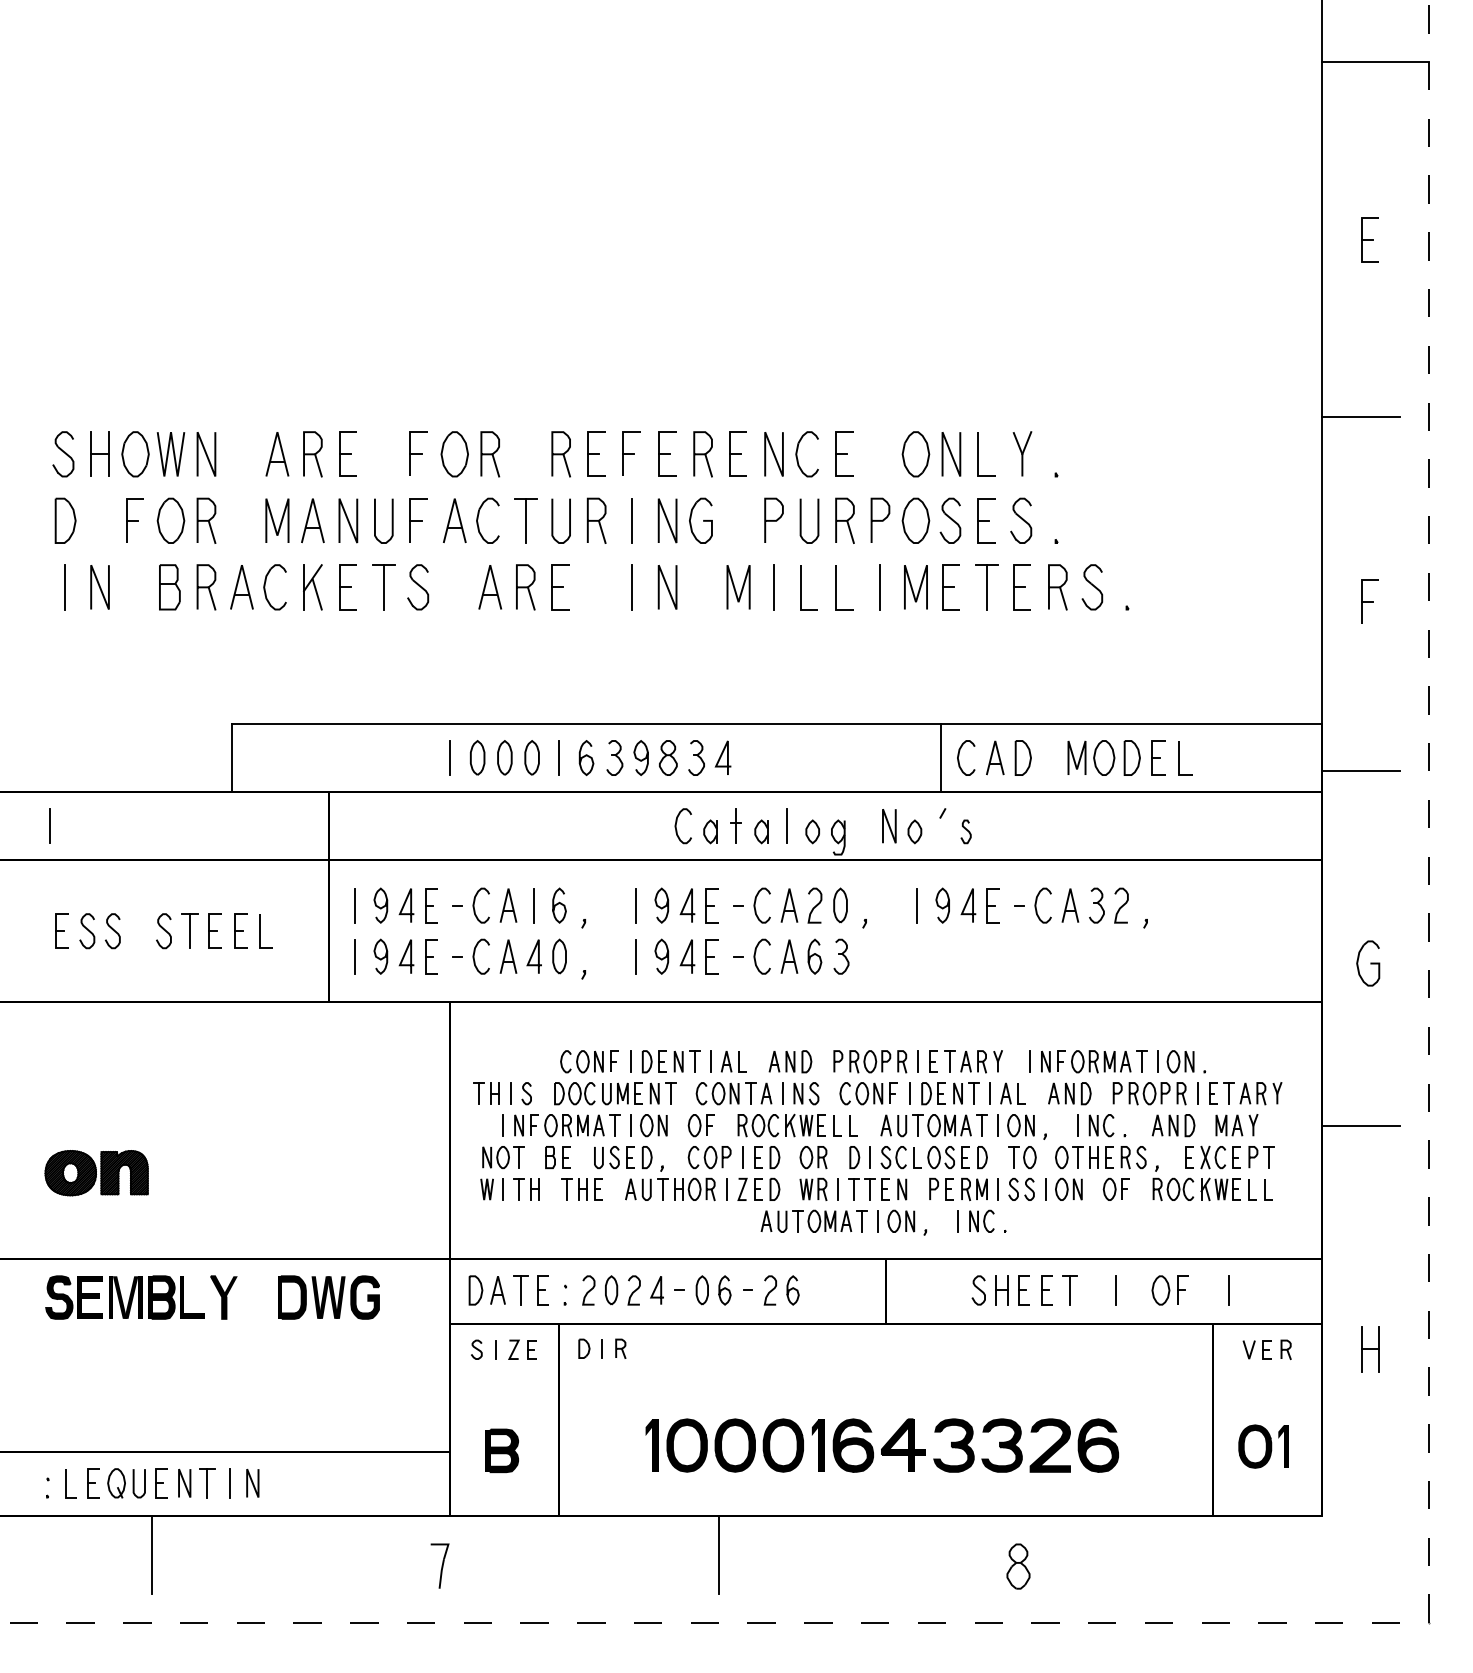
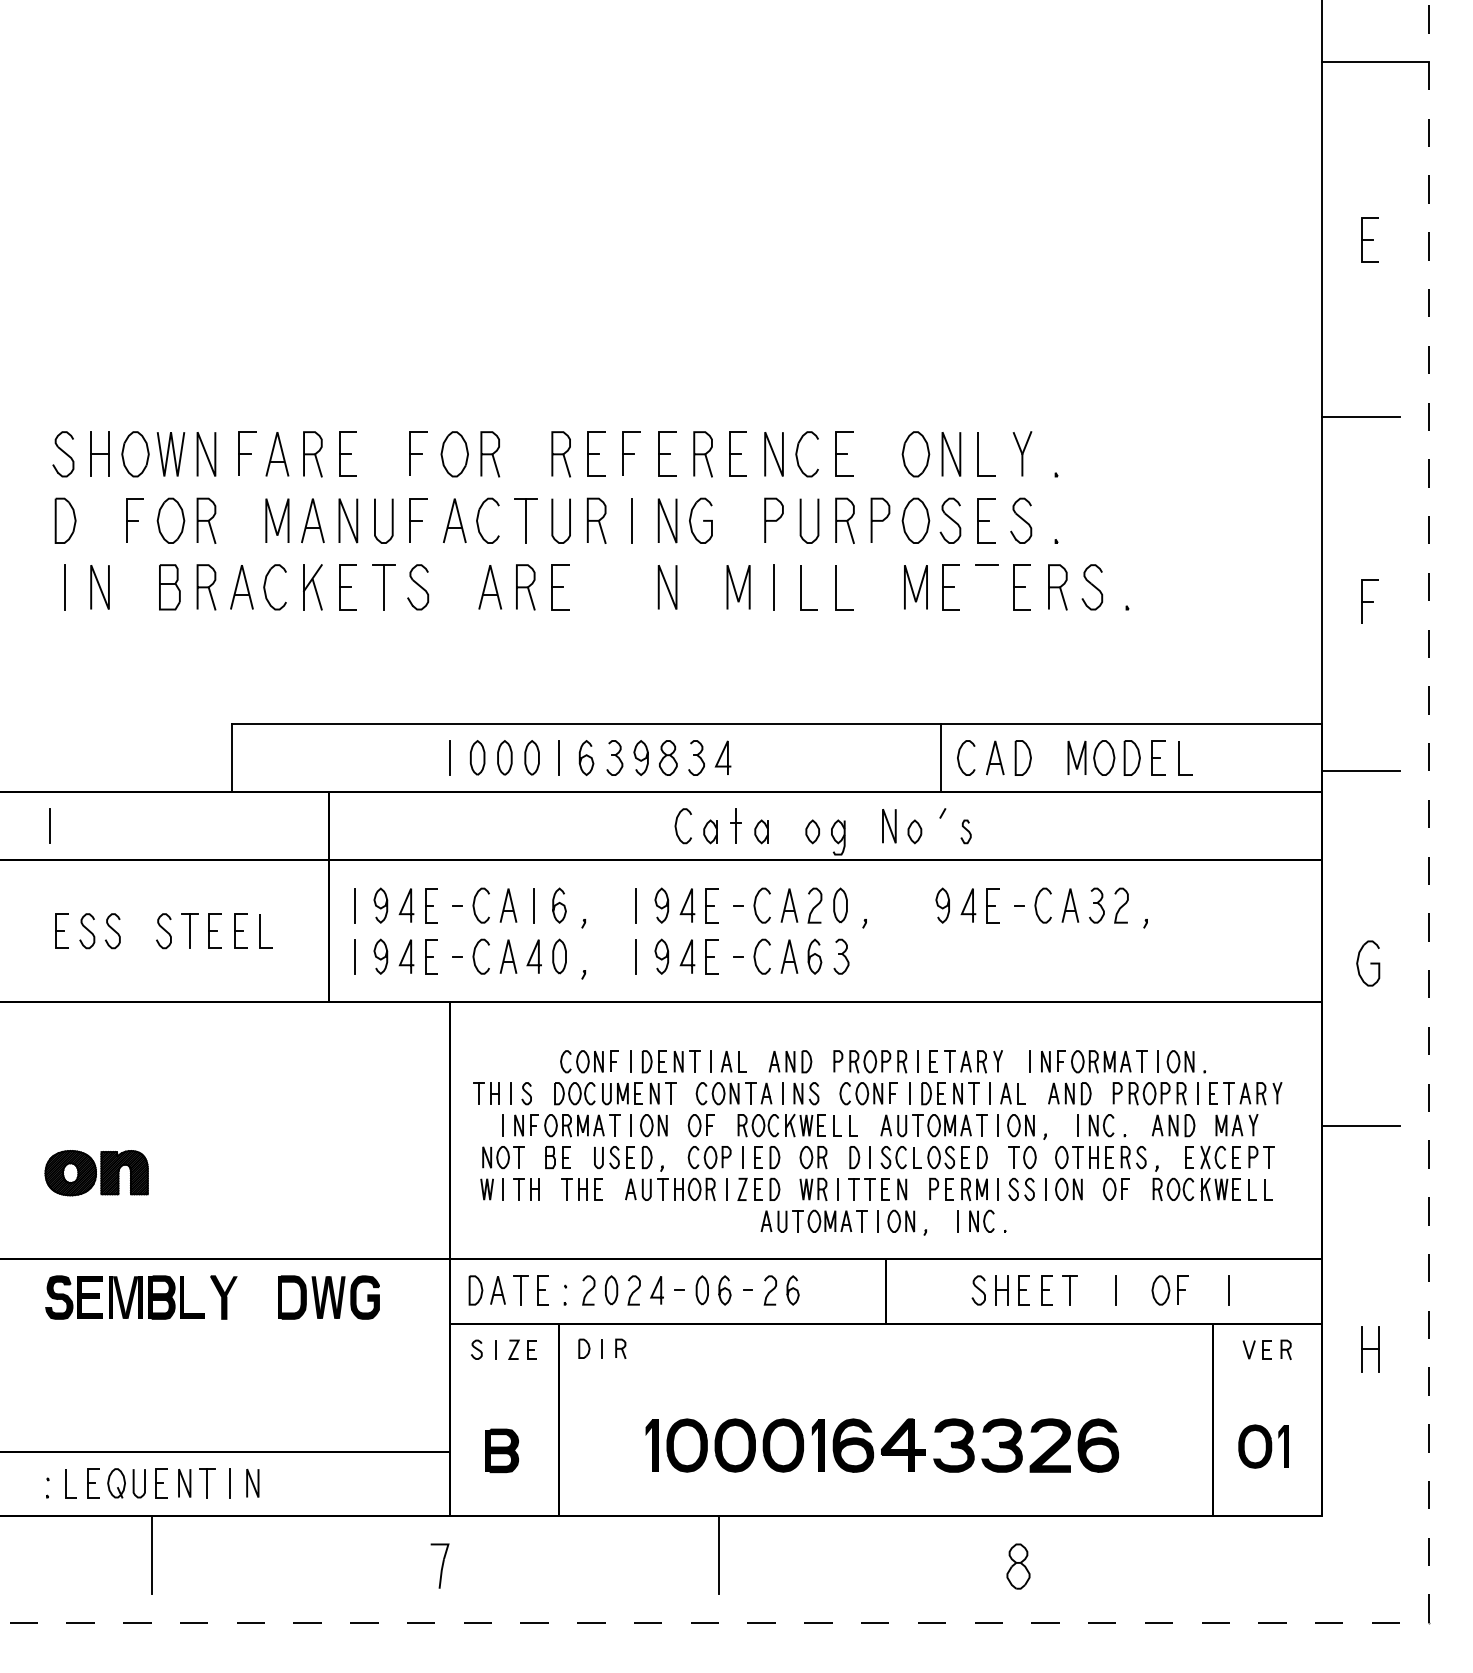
part: none -> present (247, 453)
line: present -> none (632, 587)
line: present -> none (880, 587)
line: present -> none (986, 587)
line: present -> none (786, 825)
line: present -> none (917, 905)
